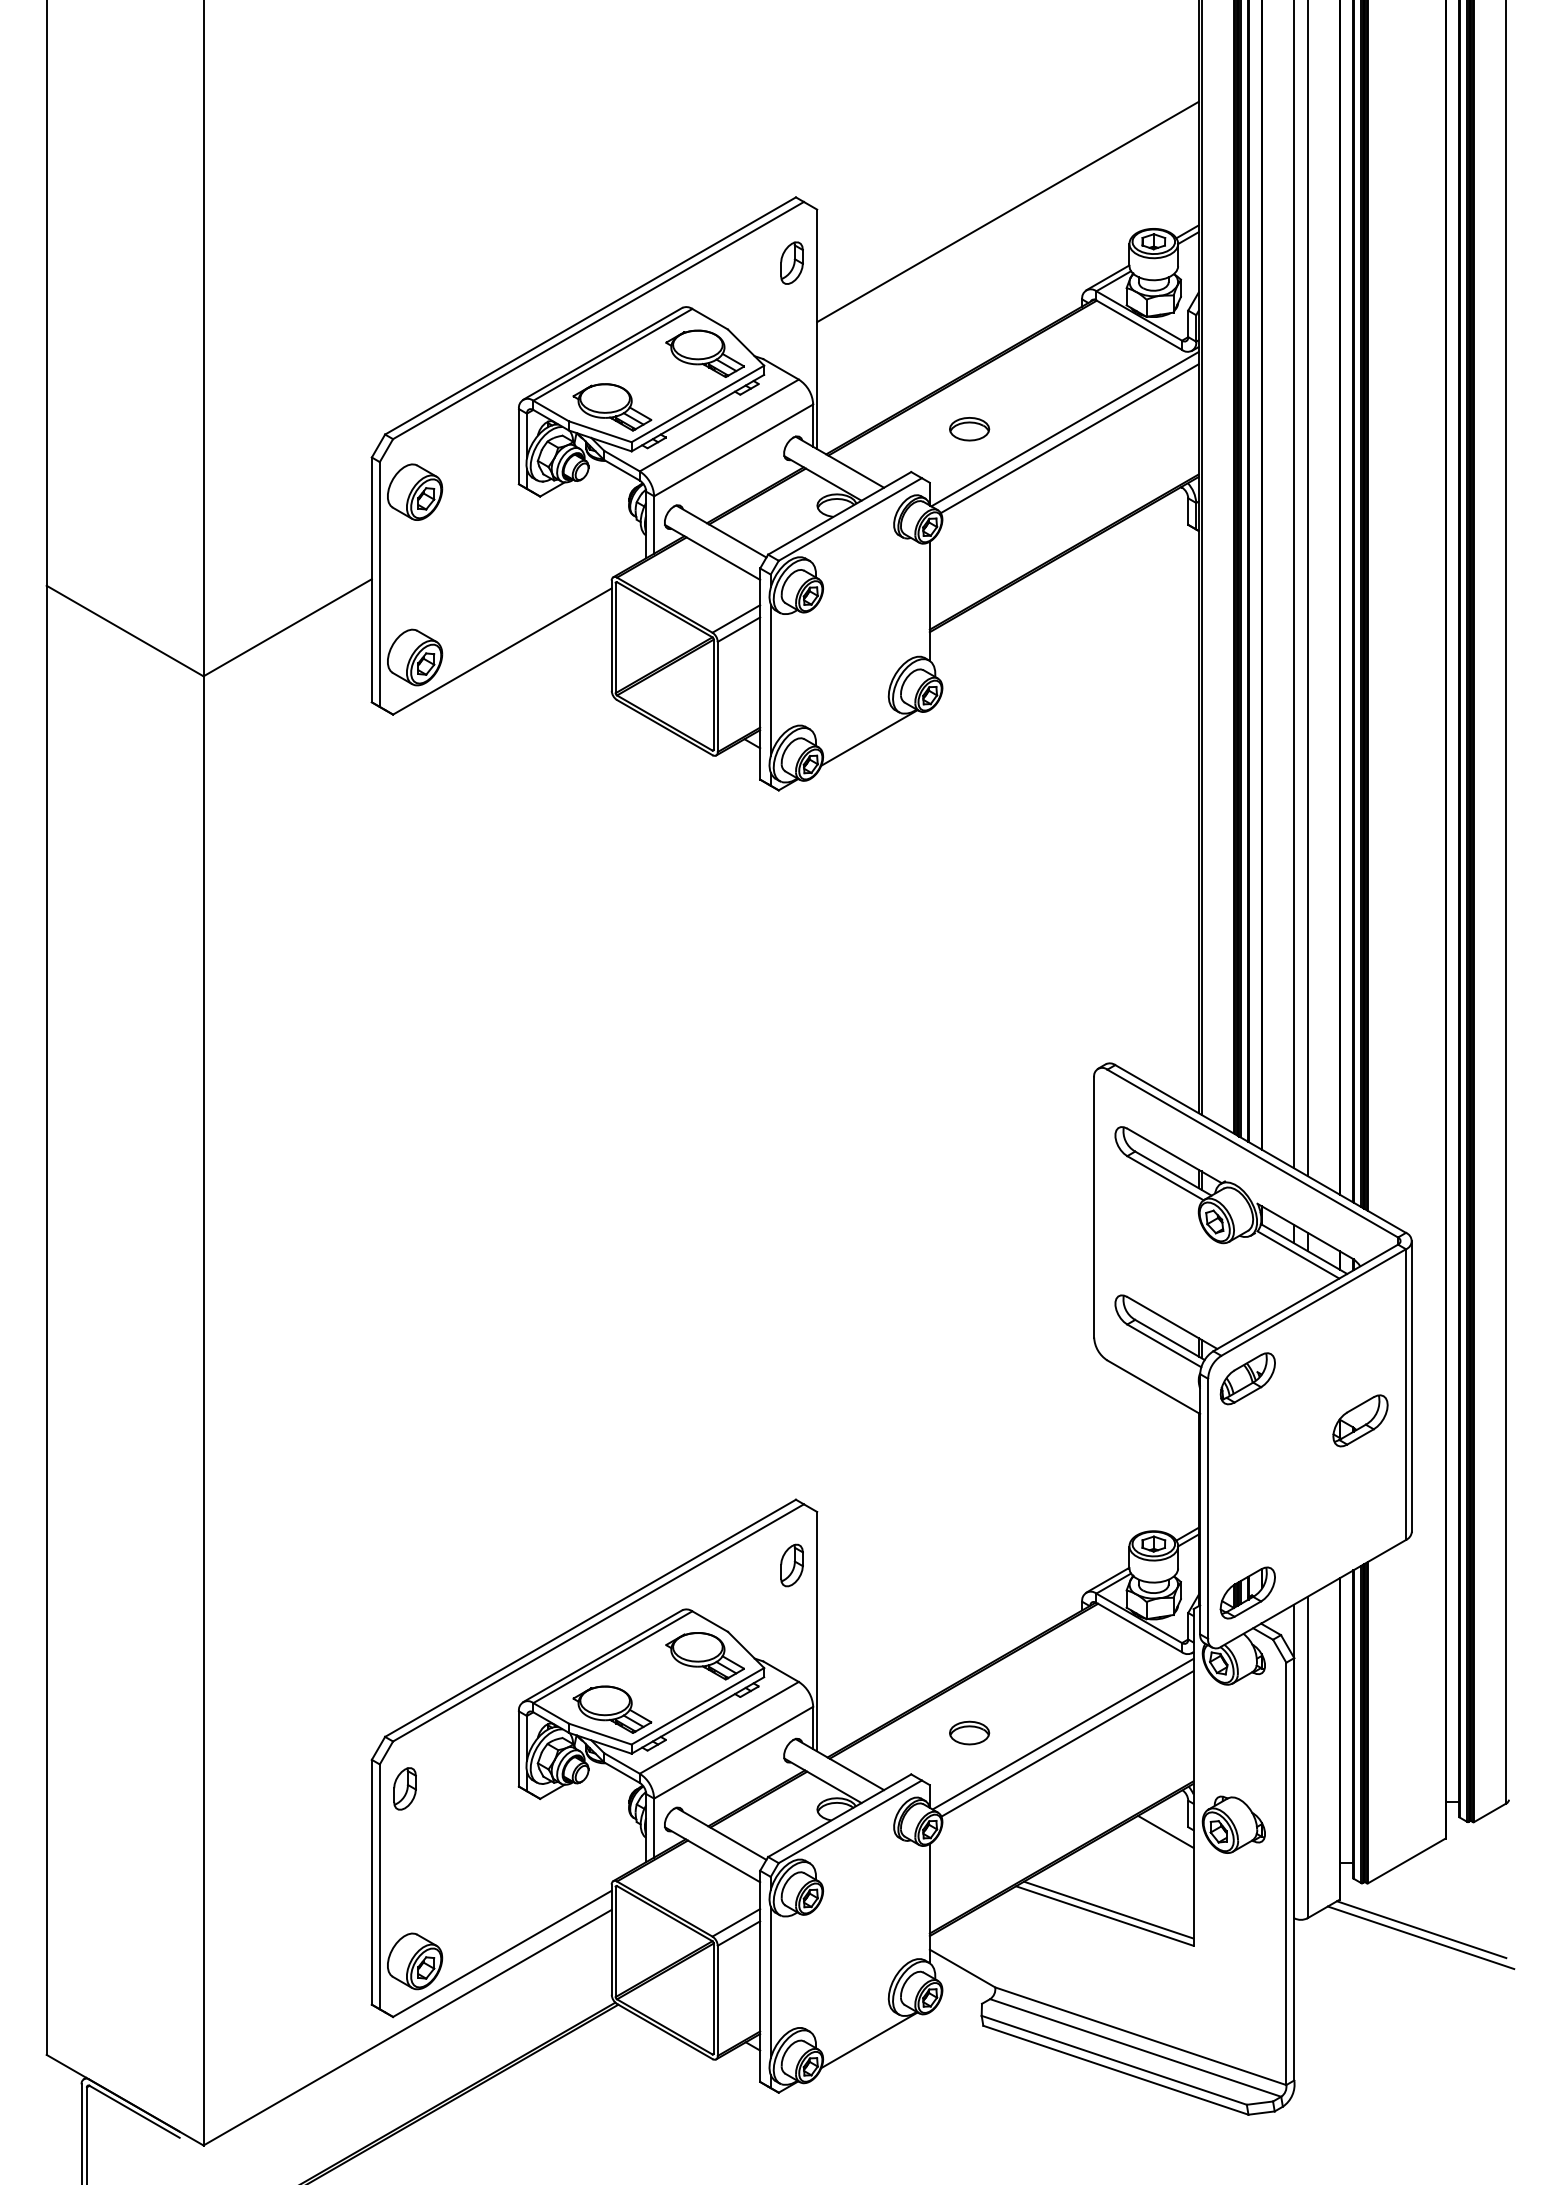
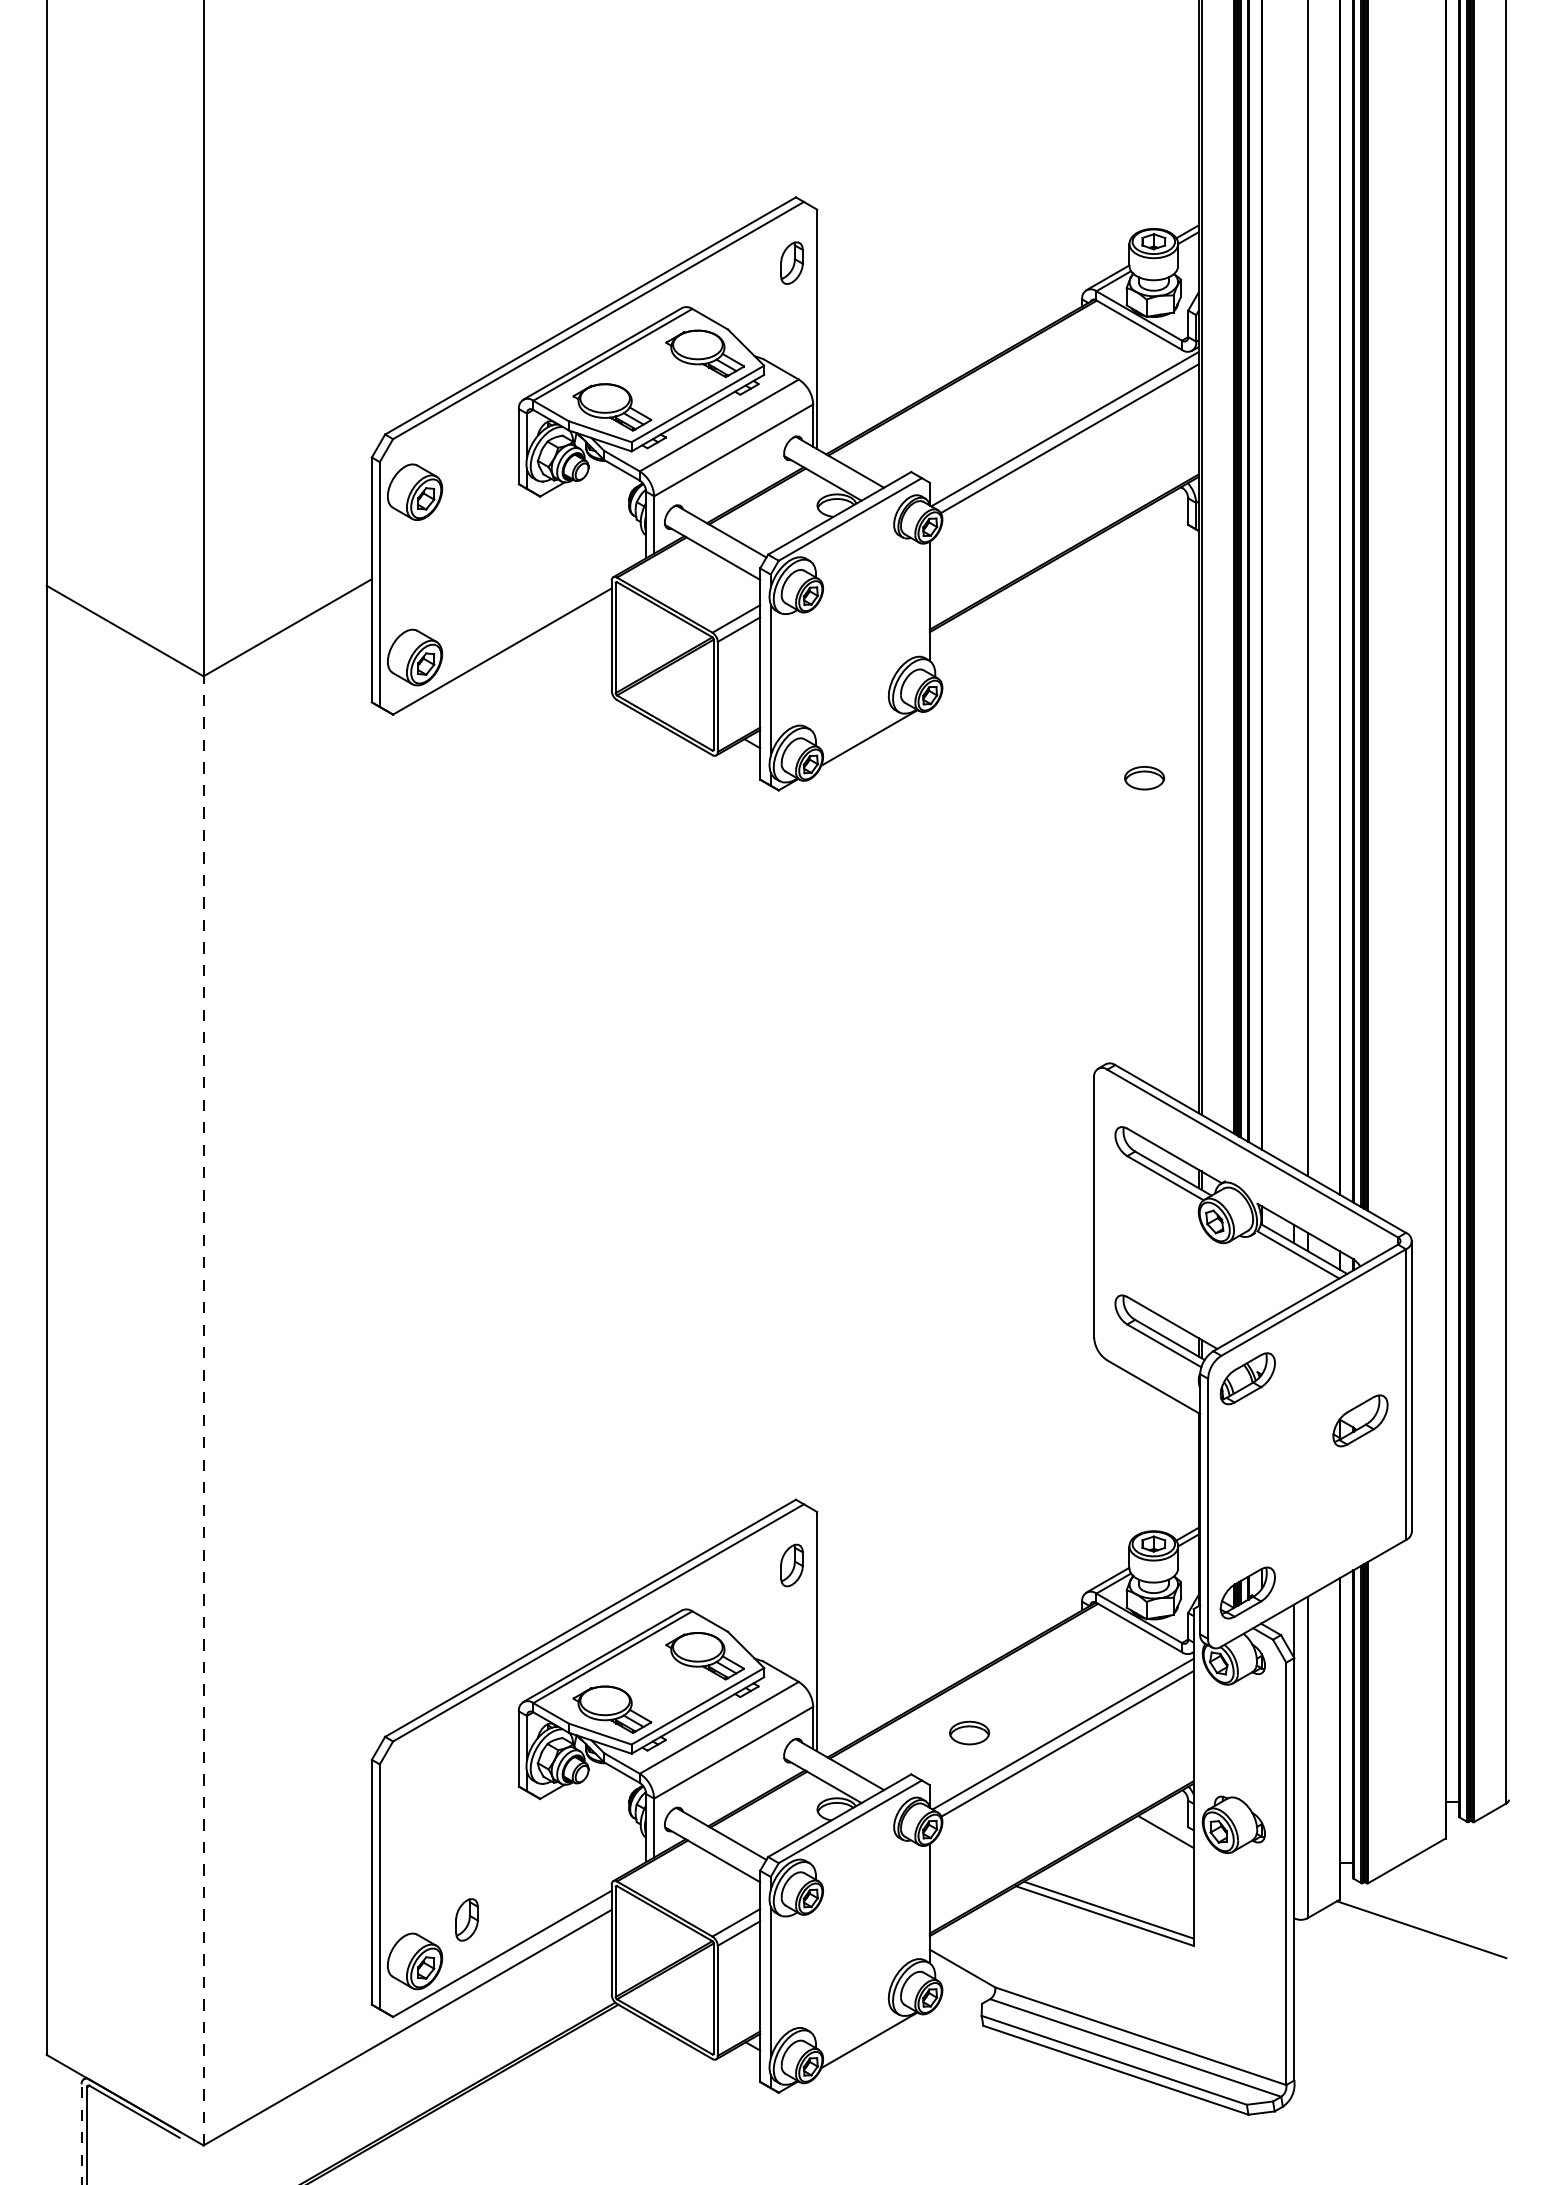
line: present -> none (1007, 211)
part position: (969, 429) -> (1144, 778) (1144, 778)
line: present -> none (1294, 585)
line: solid -> dashed (203, 1410)
part position: (404, 1788) -> (466, 1919) (466, 1919)
line: present -> none (1420, 1937)
line: solid -> dashed (81, 2133)
